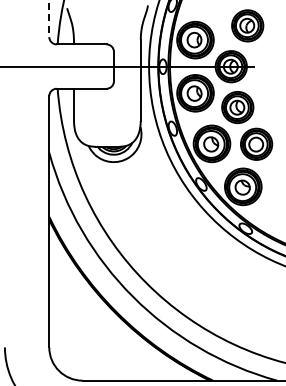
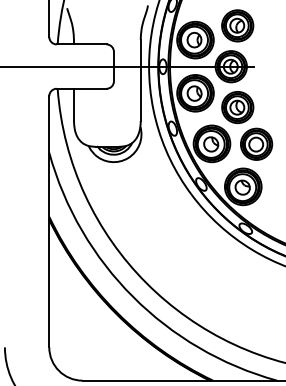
line: dashed -> solid (49, 19)
part position: (247, 25) -> (237, 25) (237, 25)
